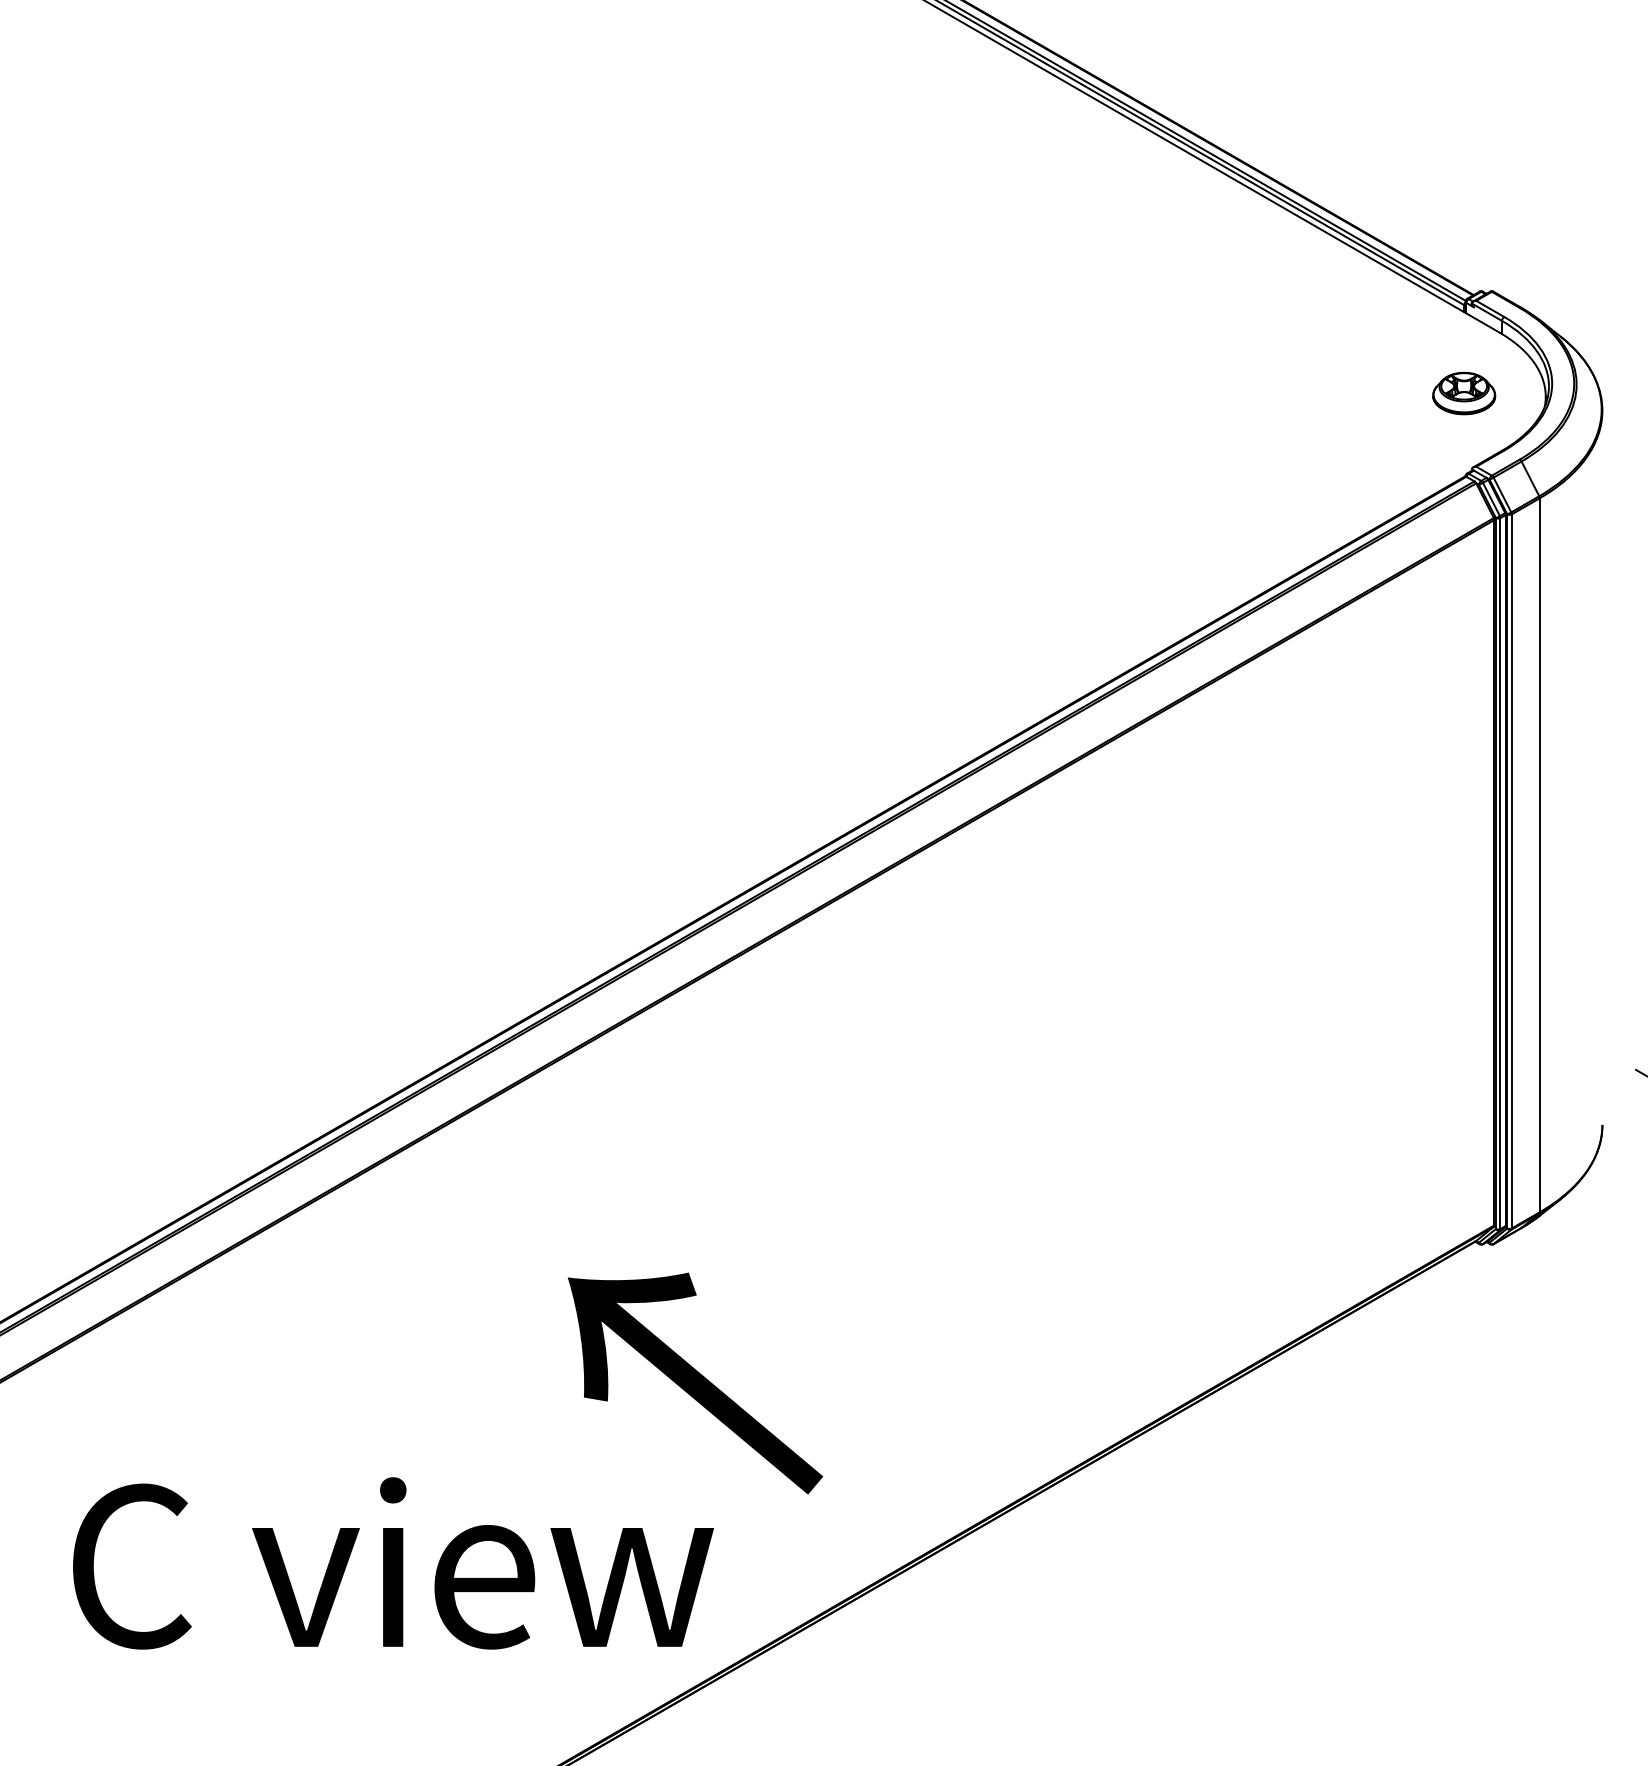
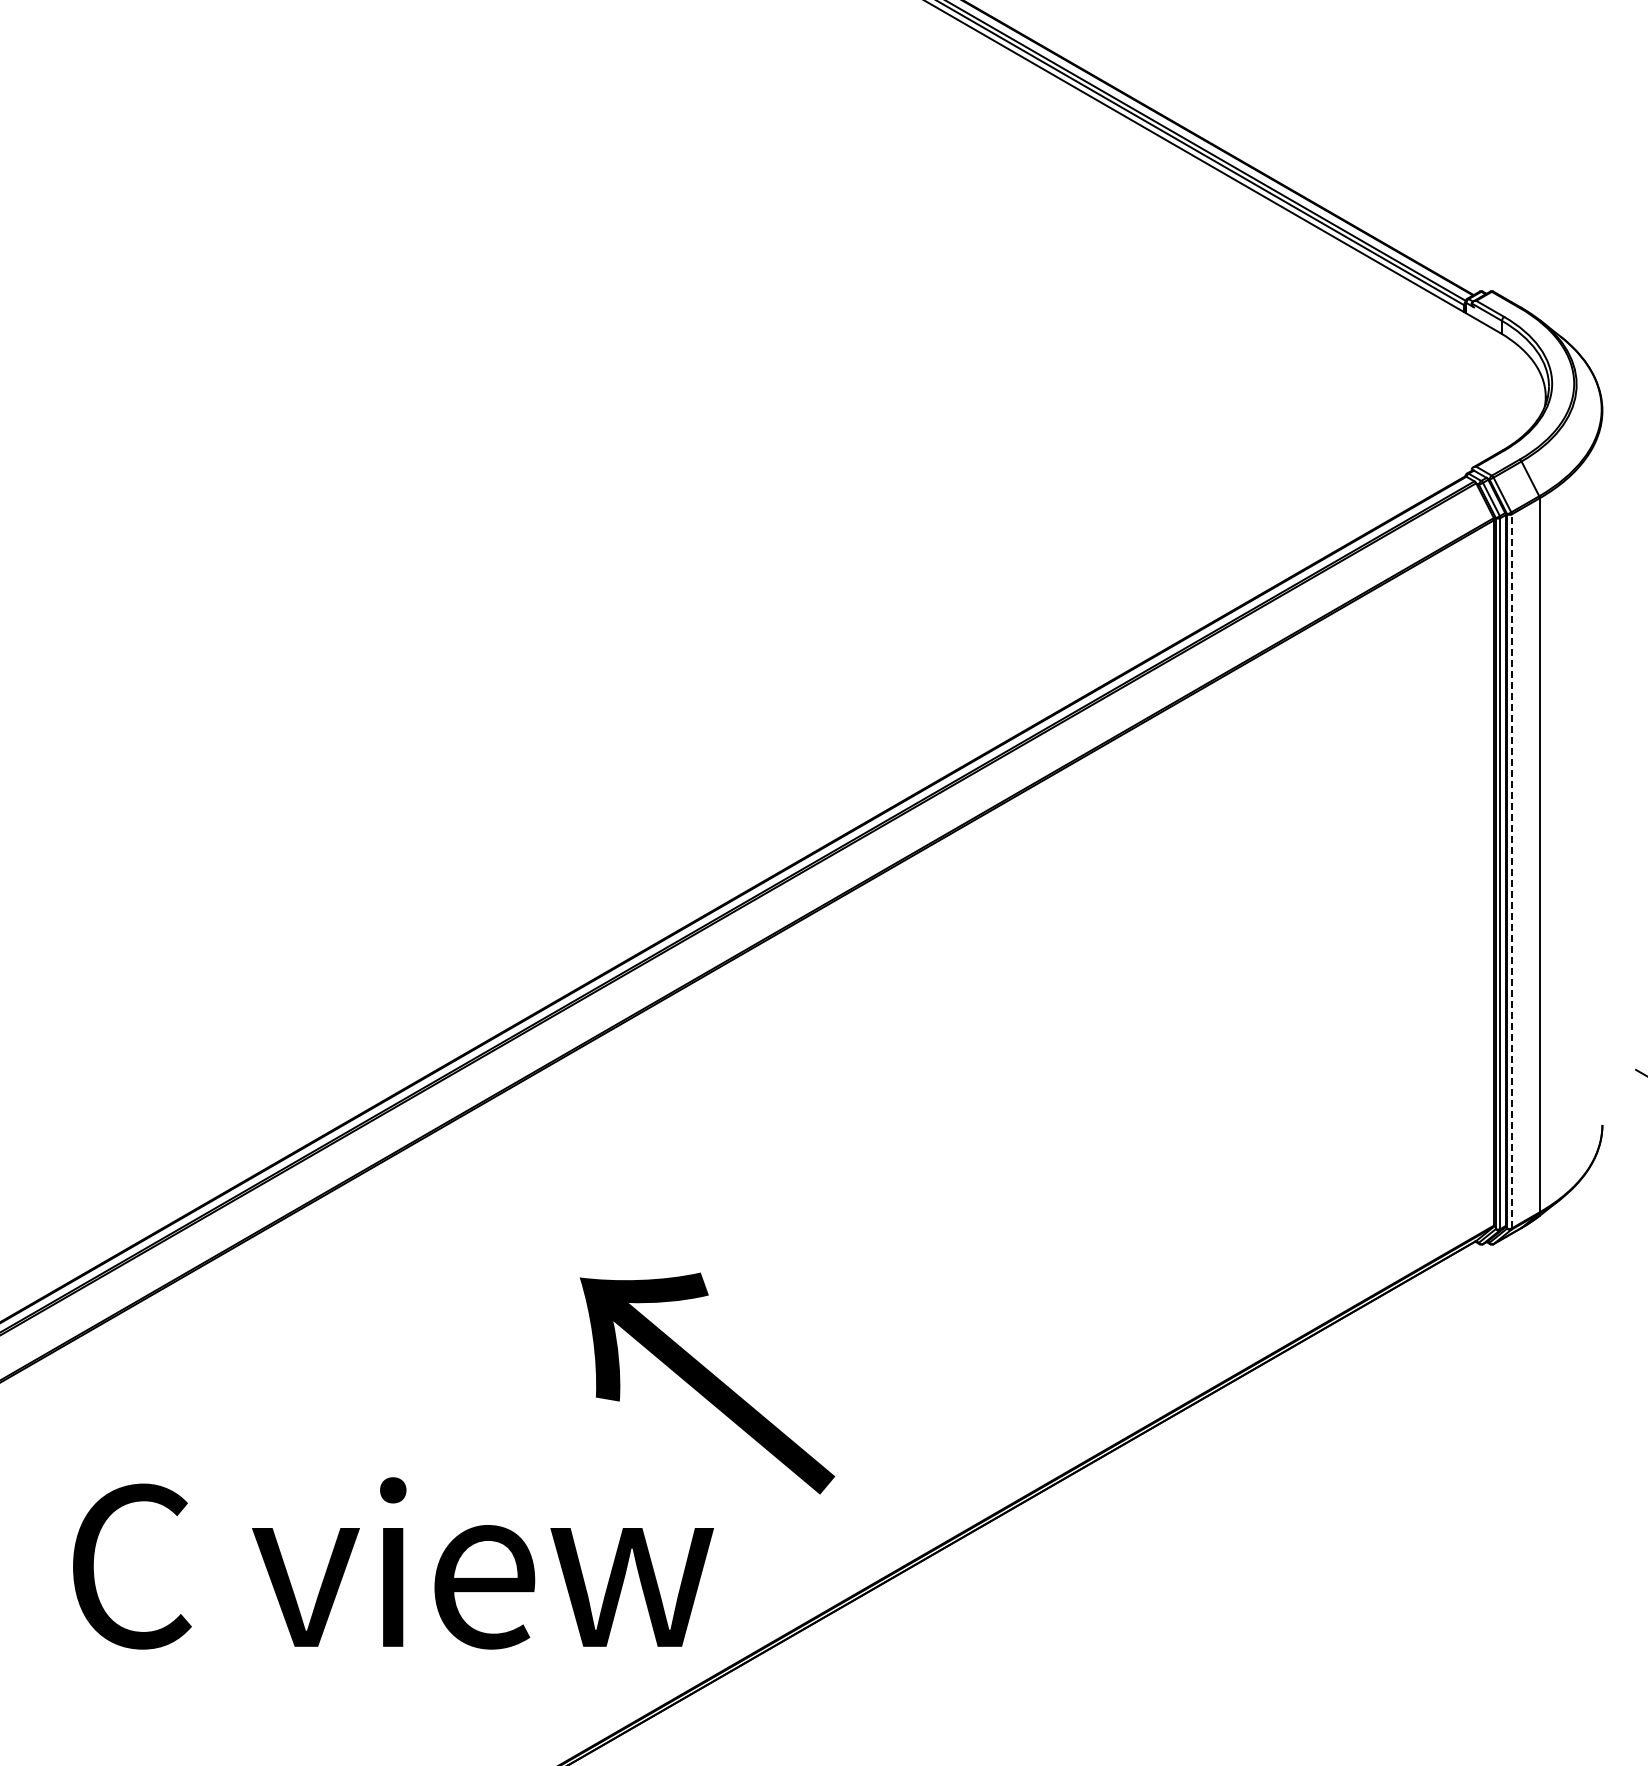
part: present -> none (1464, 393)
line: solid -> dashed (1511, 870)
text position: (695, 1383) -> (707, 1383) (707, 1383)
